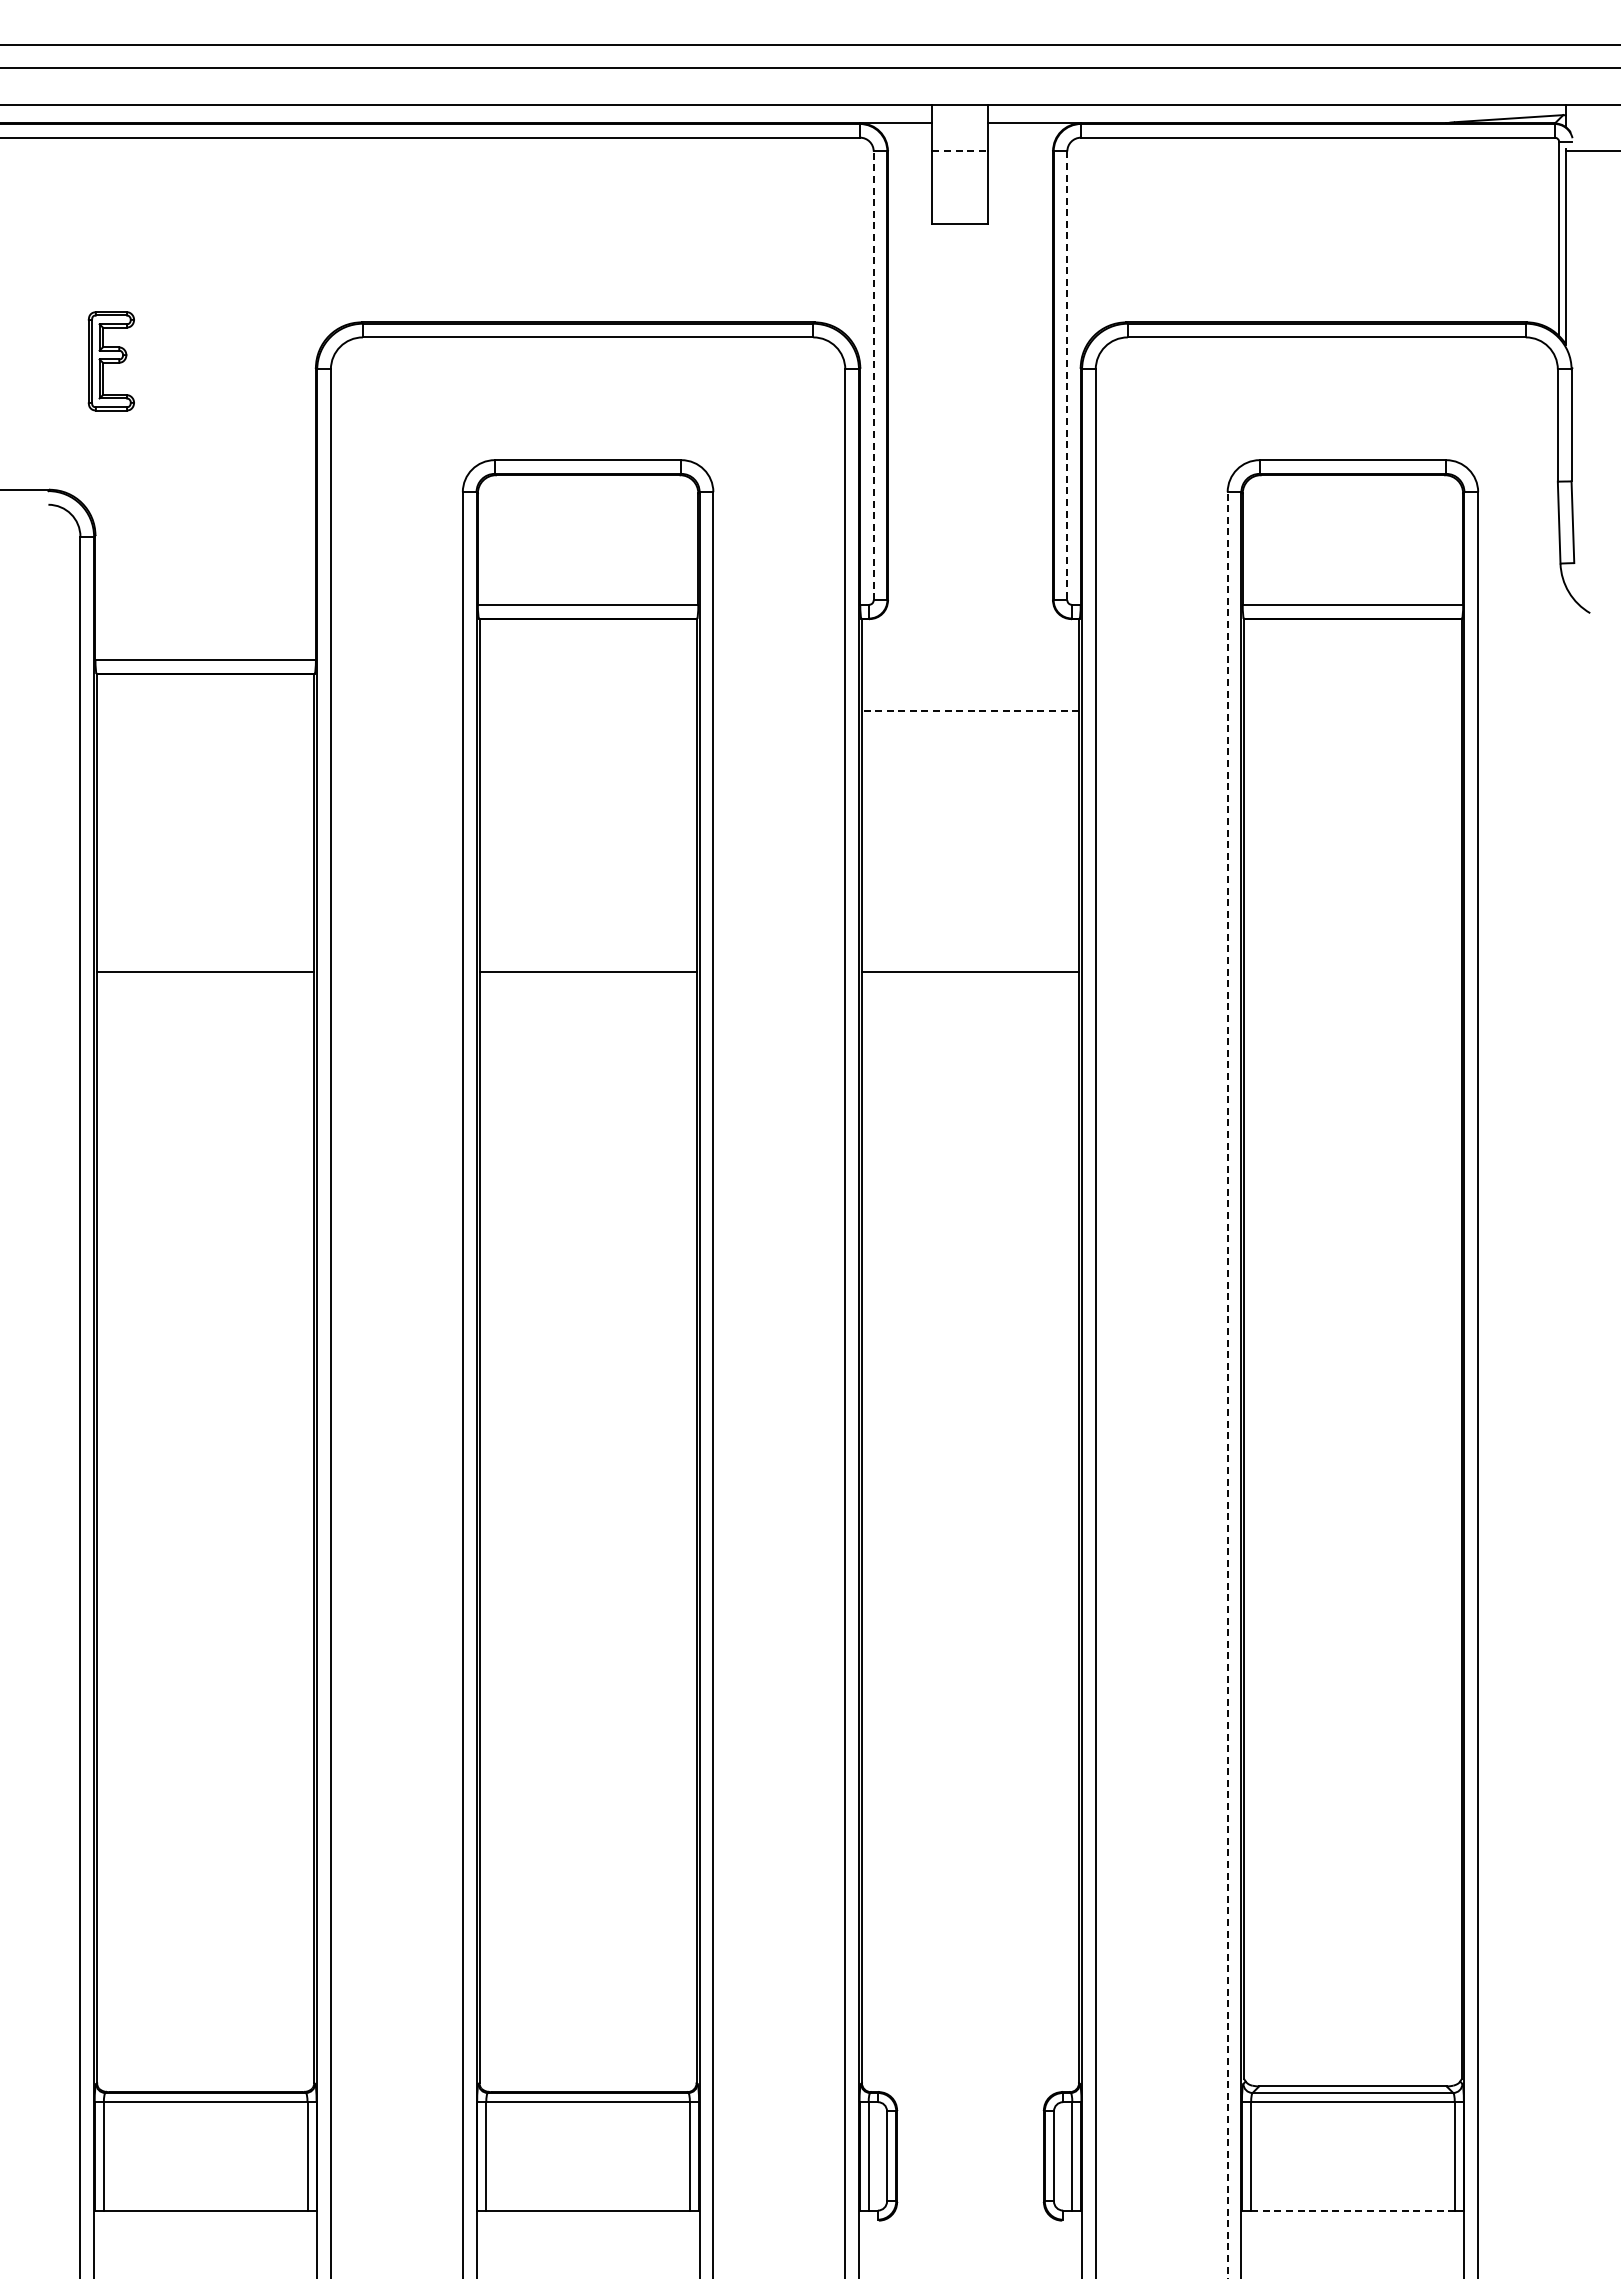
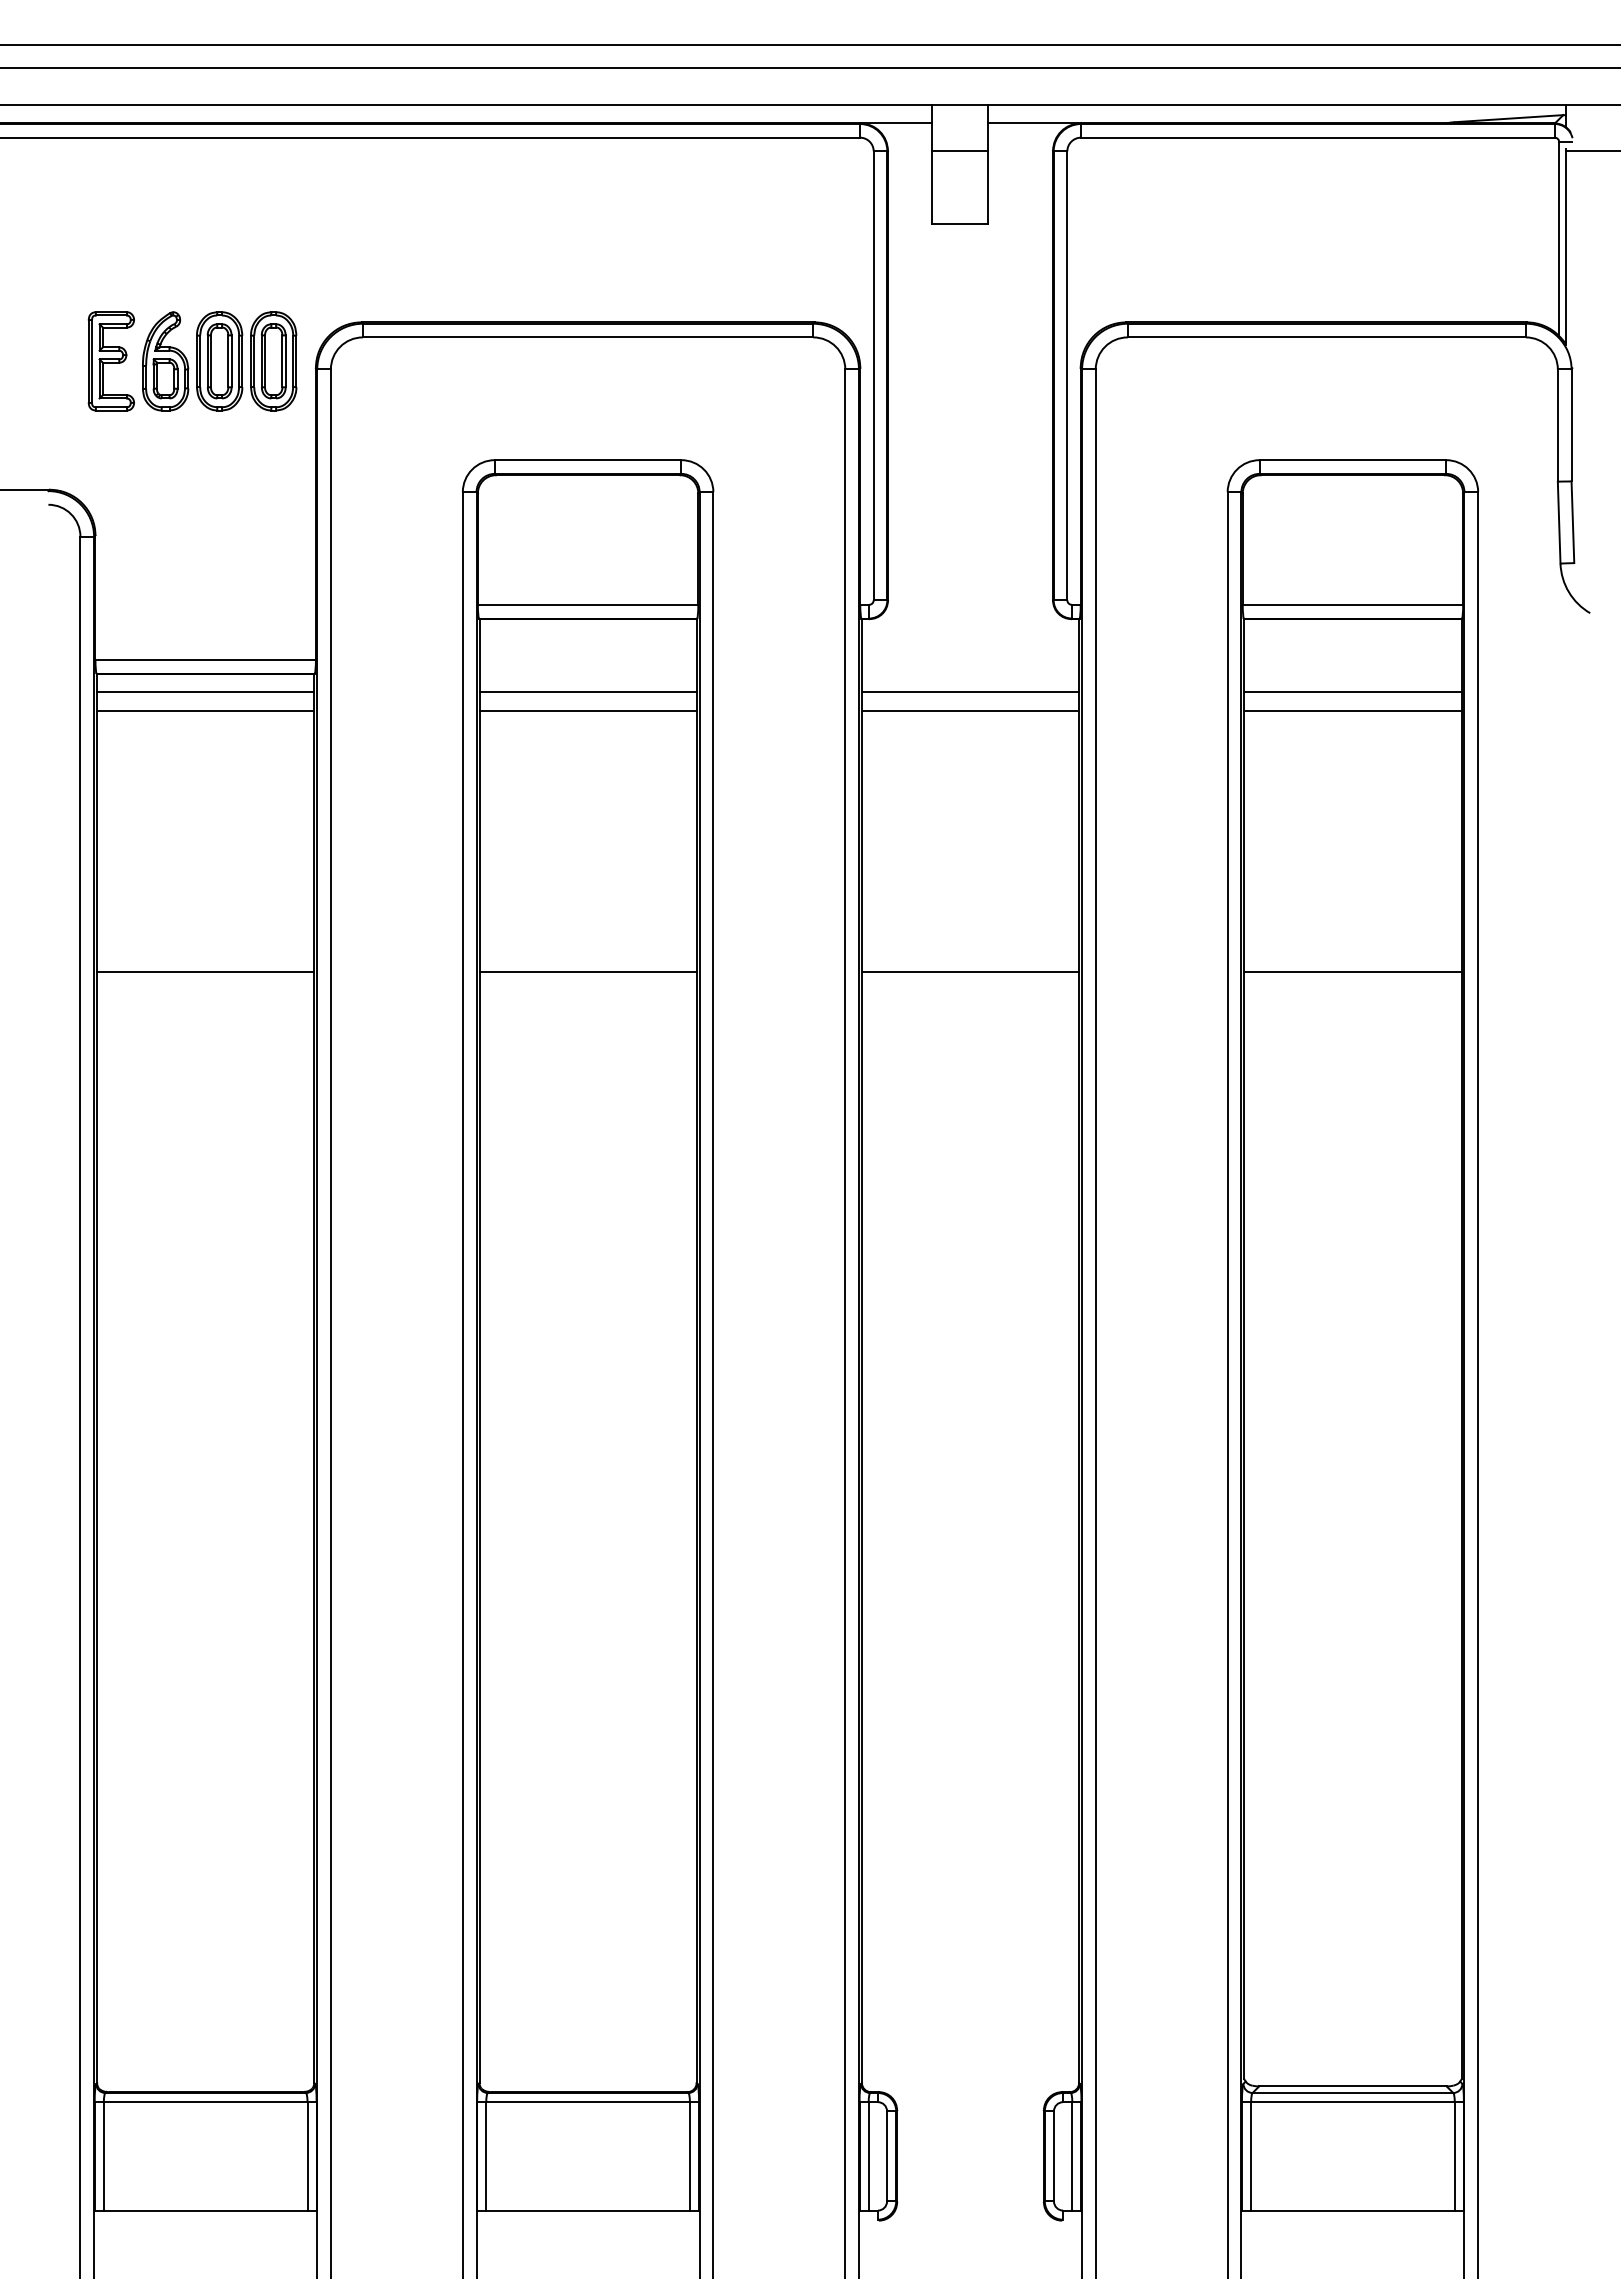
line: dashed -> solid (960, 150)
part: none -> present (219, 361)
line: dashed -> solid (873, 375)
line: dashed -> solid (1067, 376)
line: none -> present (205, 692)
line: none -> present (587, 692)
line: none -> present (970, 692)
line: none -> present (1352, 692)
line: none -> present (205, 710)
line: none -> present (587, 710)
line: dashed -> solid (970, 710)
line: none -> present (1352, 710)
line: none -> present (1352, 972)
line: dashed -> solid (1227, 1385)
line: dashed -> solid (1352, 2210)
